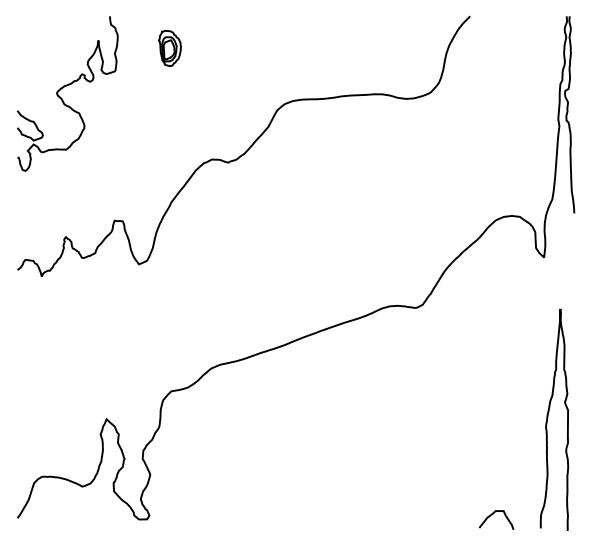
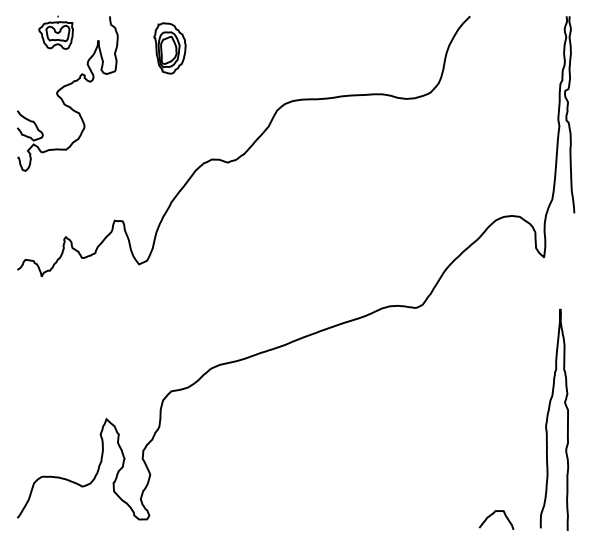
part: none -> present (55, 32)
part size: 24x39 px -> 34x53 px (169, 48)
